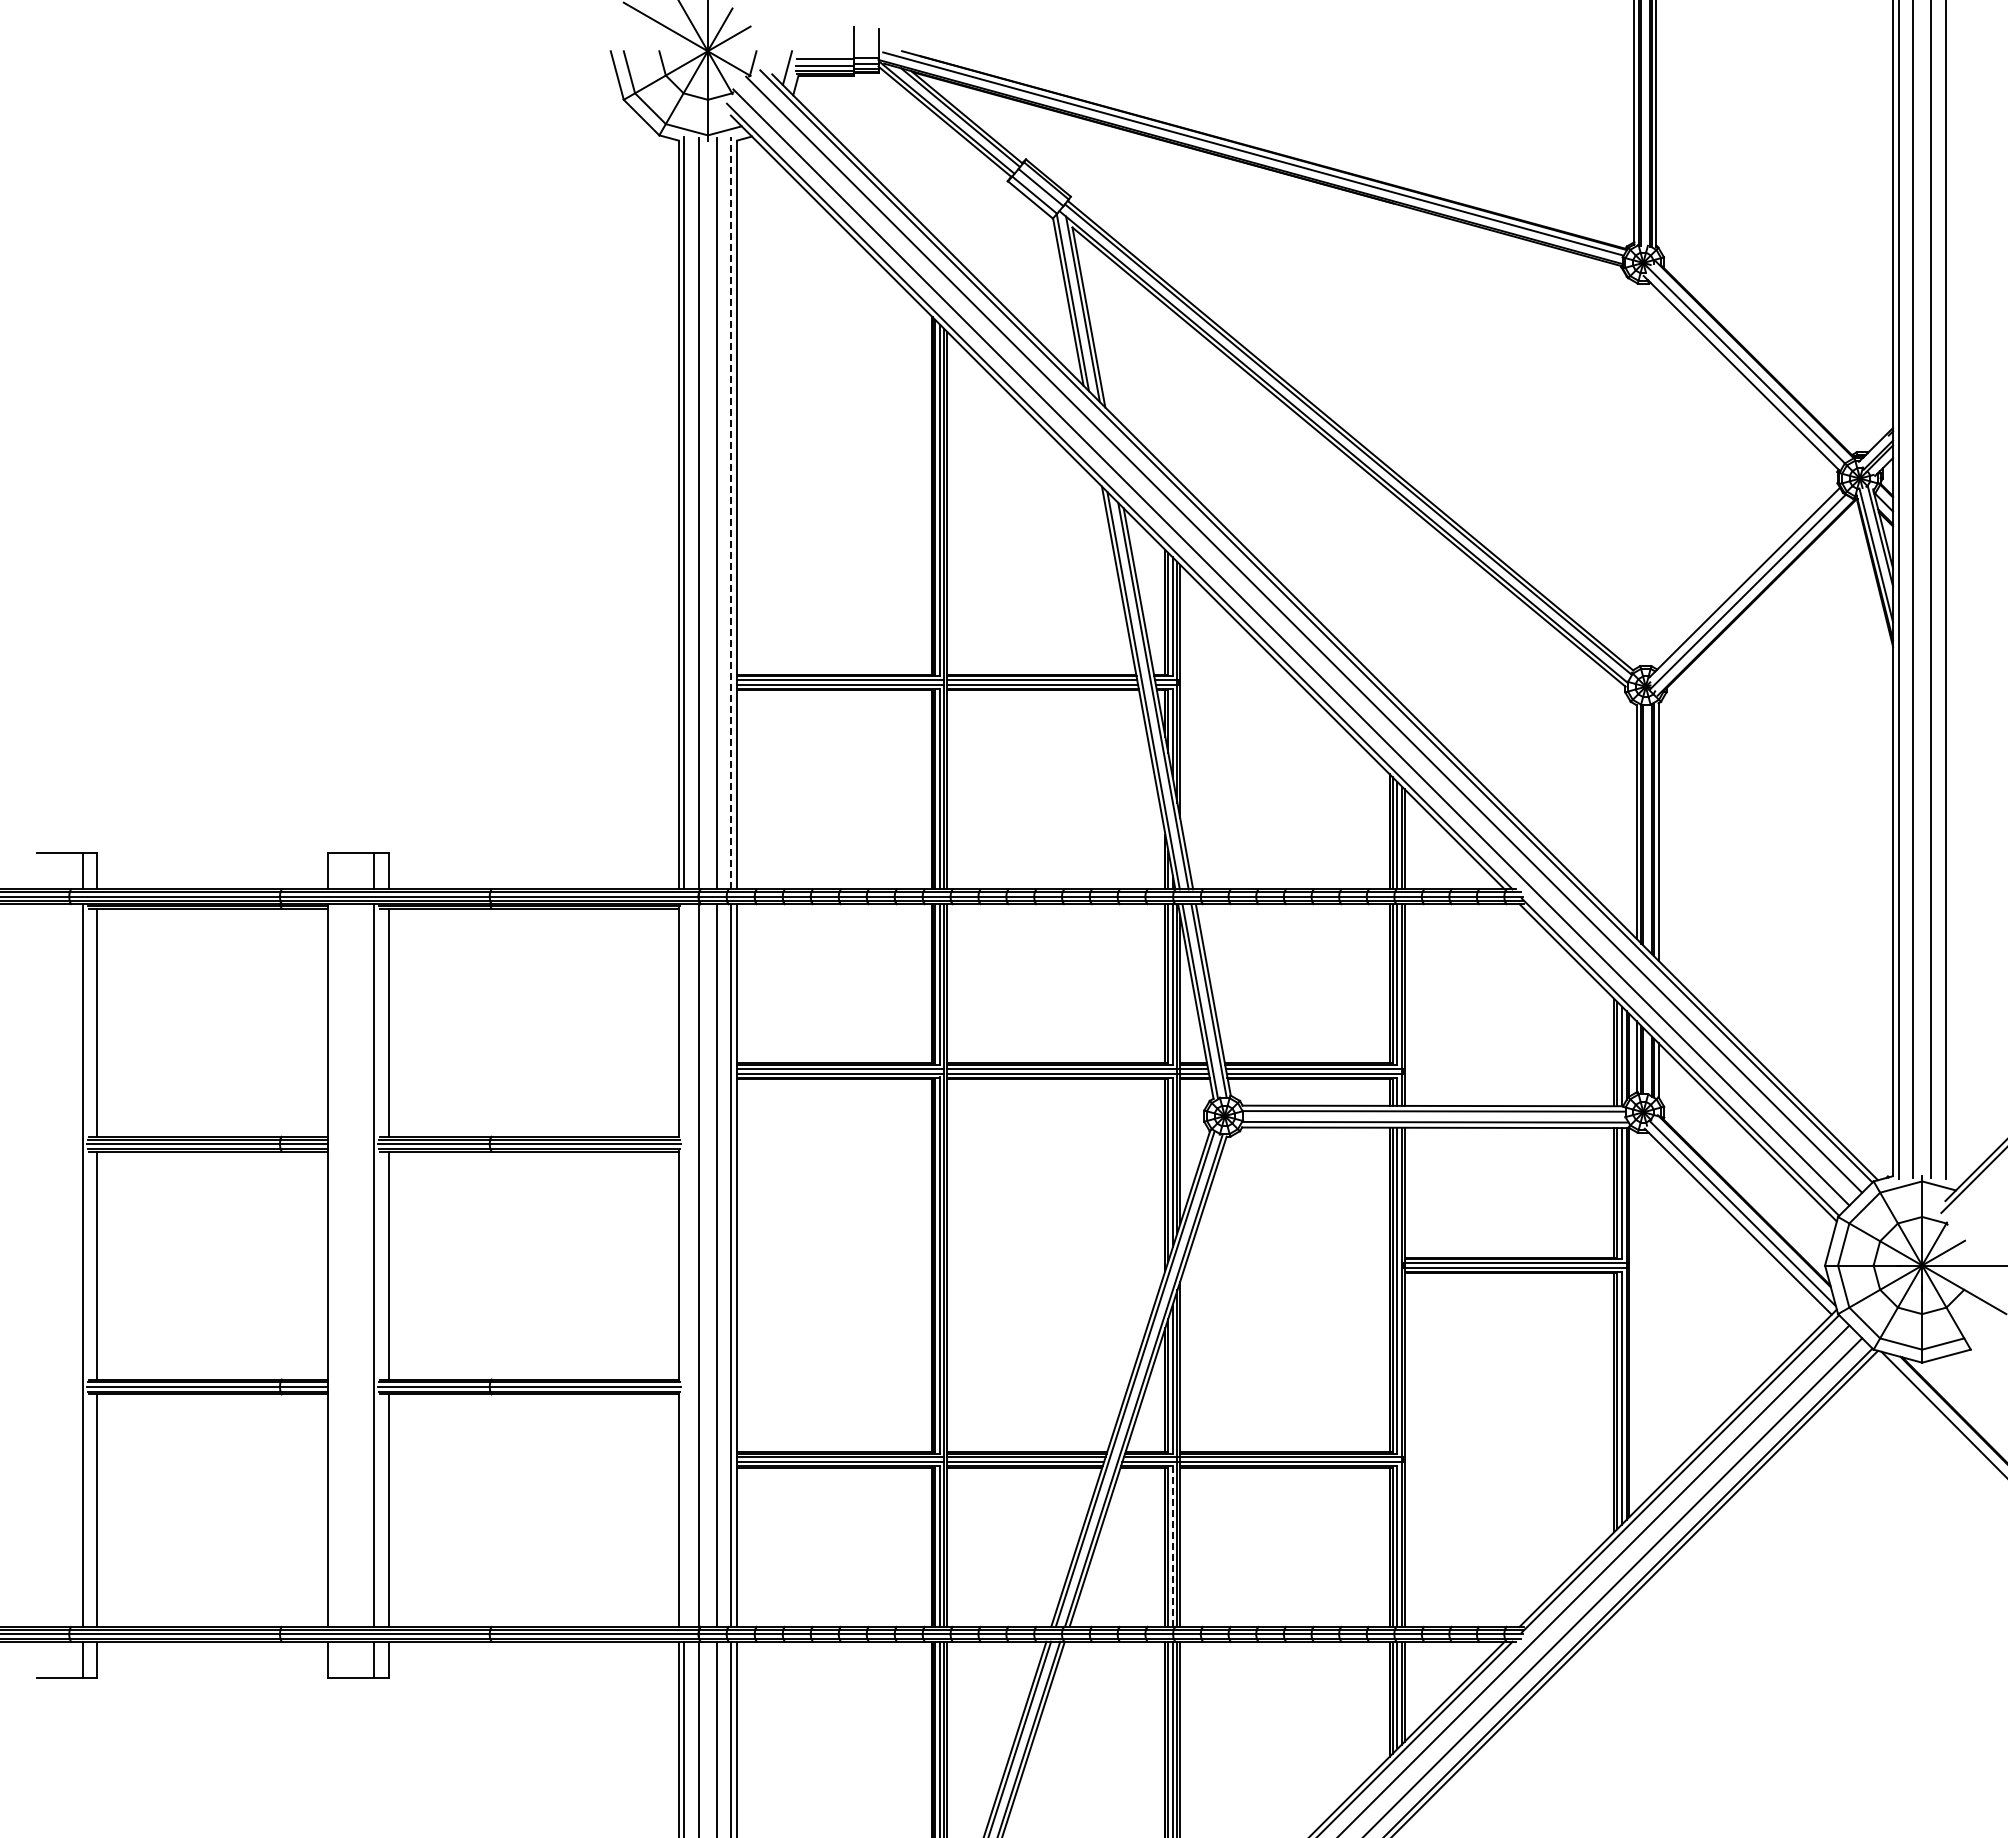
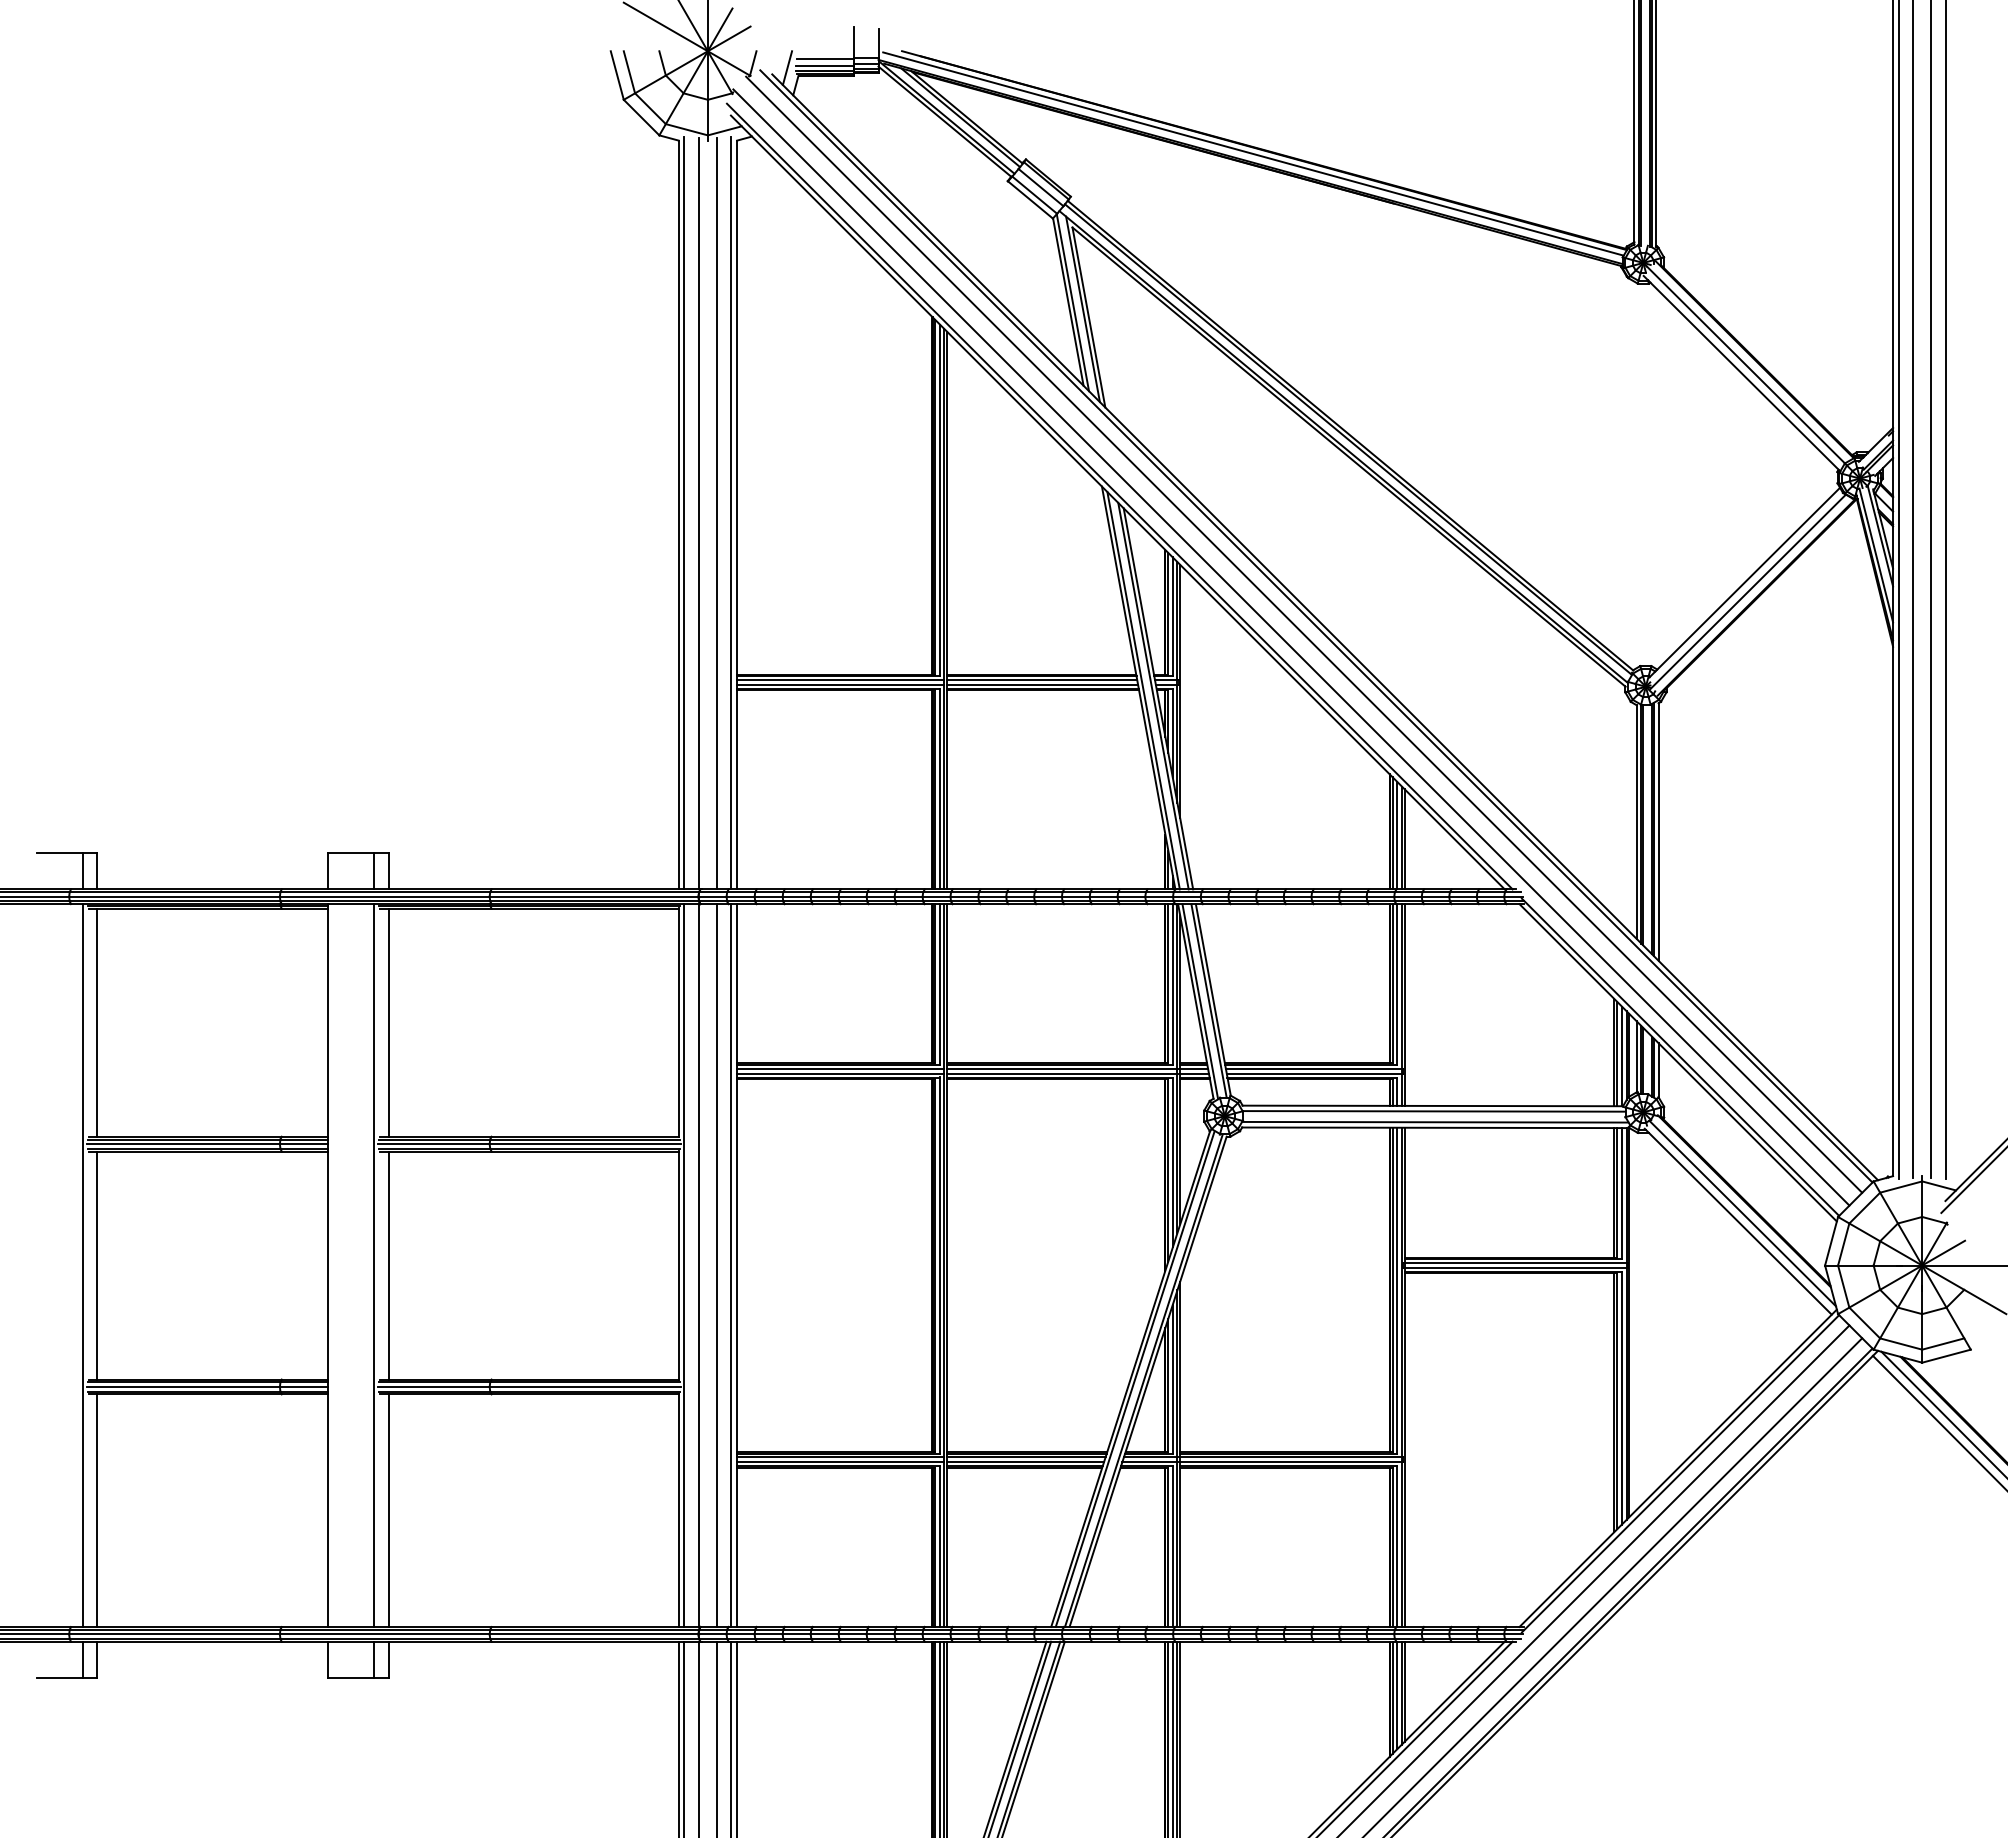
line: dashed -> solid (731, 513)
line: none -> present (684, 1265)
line: none -> present (1938, 1421)
line: dashed -> solid (1172, 1547)
